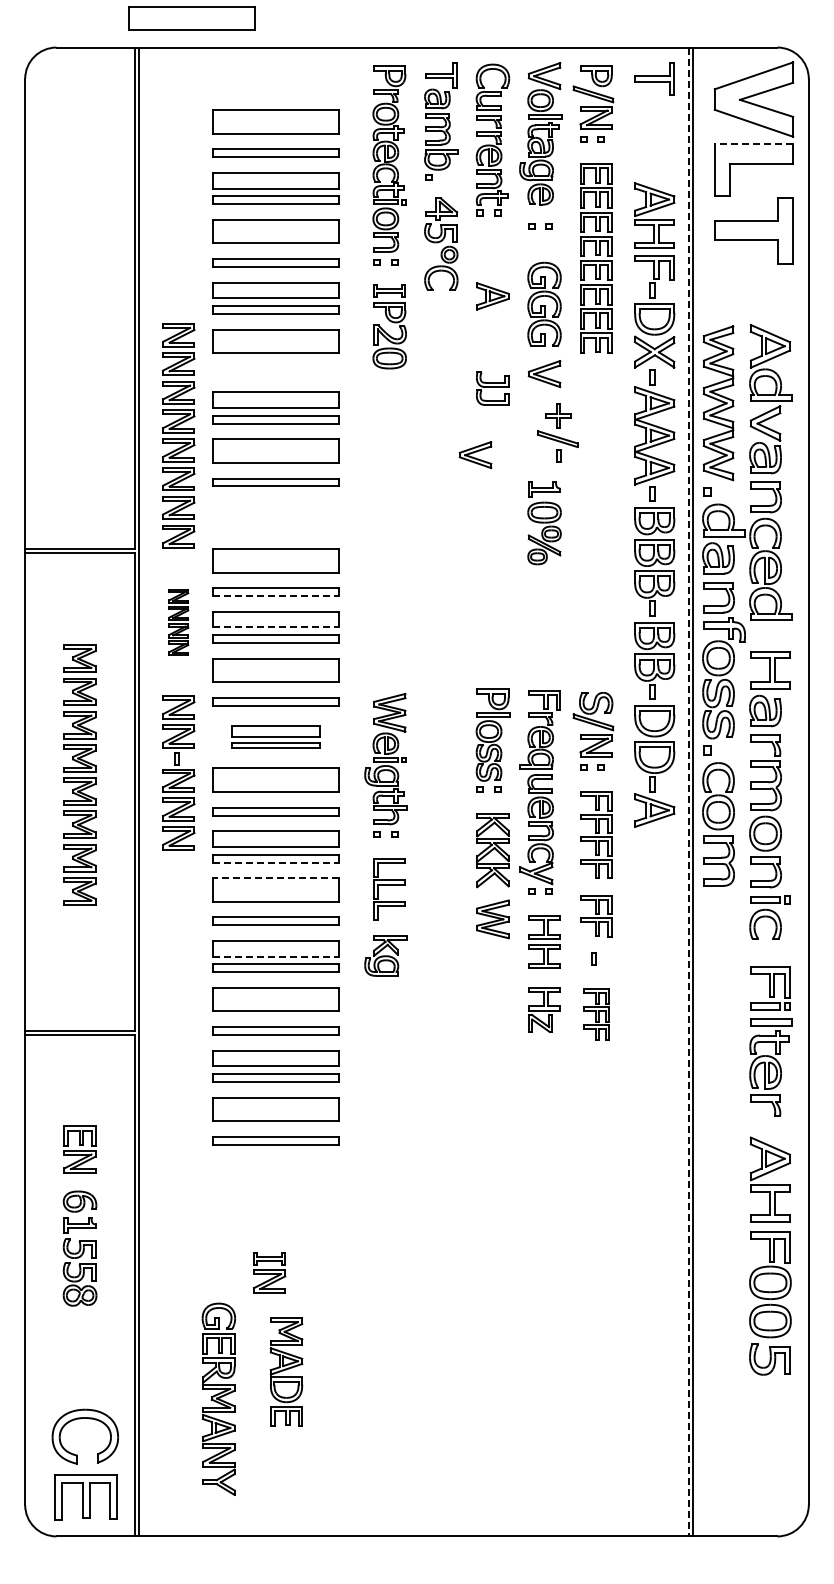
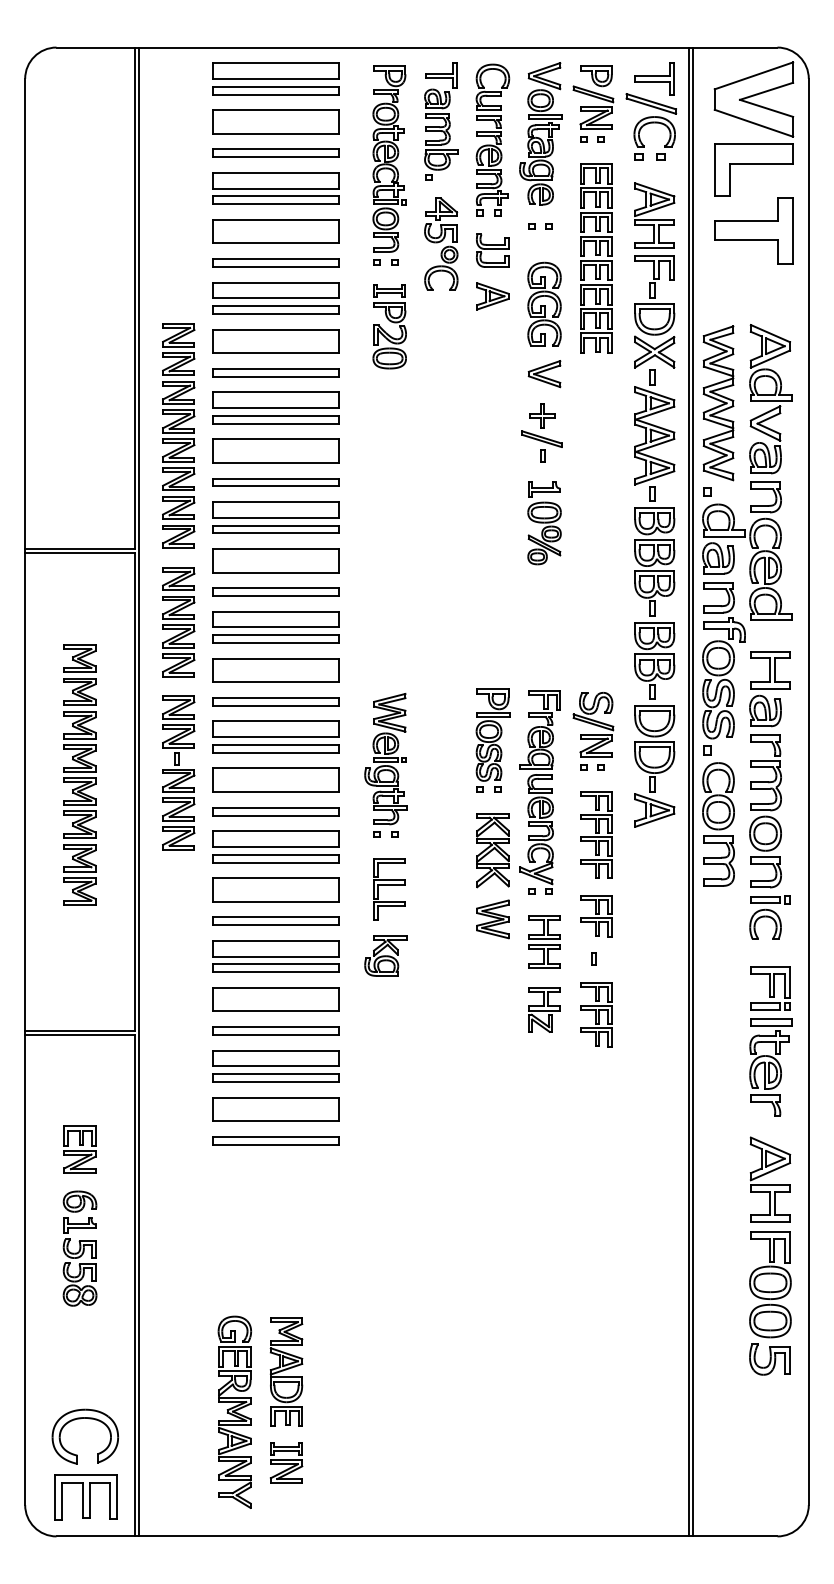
part: present -> none (191, 18)
part: none -> present (275, 78)
part: none -> present (651, 126)
line: dashed -> solid (753, 144)
part: none -> present (275, 372)
part position: (492, 388) -> (492, 250) (492, 250)
part position: (557, 432) -> (541, 432) (541, 432)
part: present -> none (475, 455)
part: none -> present (275, 517)
line: dashed -> solid (275, 596)
part size: 22x67 px -> 34x111 px (178, 622)
line: dashed -> solid (275, 627)
part size: 90x24 px -> 128x34 px (275, 736)
line: dashed -> solid (688, 792)
line: dashed -> solid (275, 862)
line: dashed -> solid (275, 878)
line: dashed -> solid (275, 956)
part size: 27x53 px -> 33x66 px (596, 1014)
part position: (269, 1272) -> (286, 1462) (286, 1462)
part position: (218, 1398) -> (234, 1411) (234, 1411)
